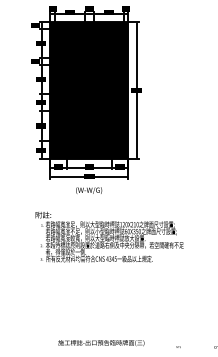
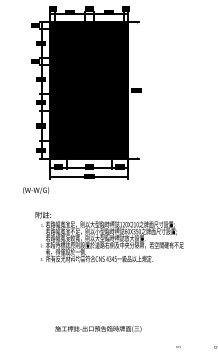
line: present -> none (137, 90)
text position: (89, 190) -> (36, 190) (36, 190)
text position: (101, 343) -> (98, 329) (98, 329)
